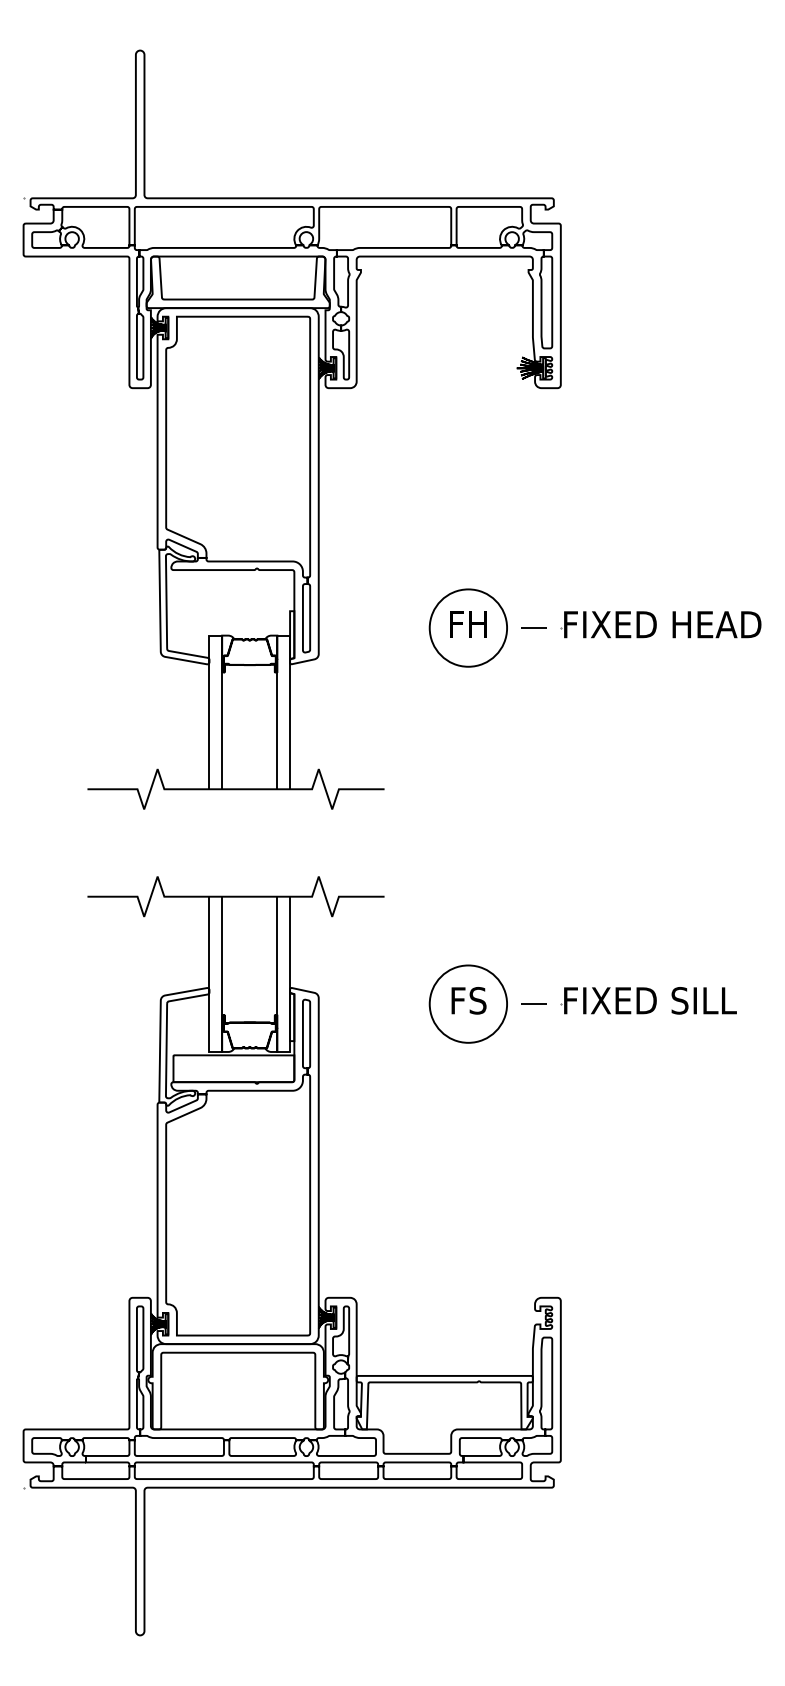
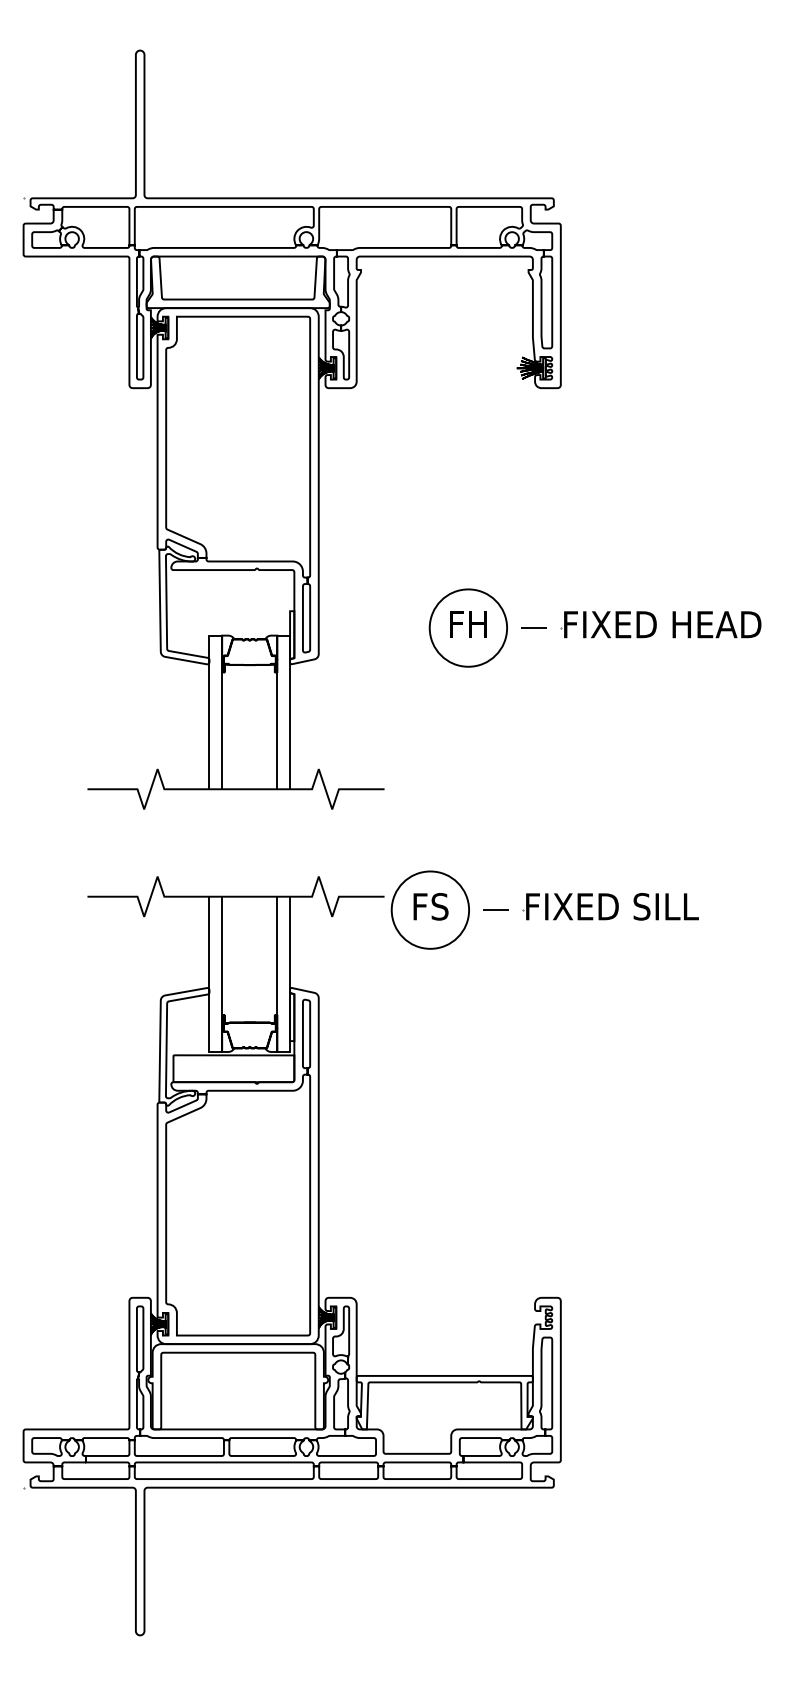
part position: (582, 1003) -> (544, 909) (544, 909)
